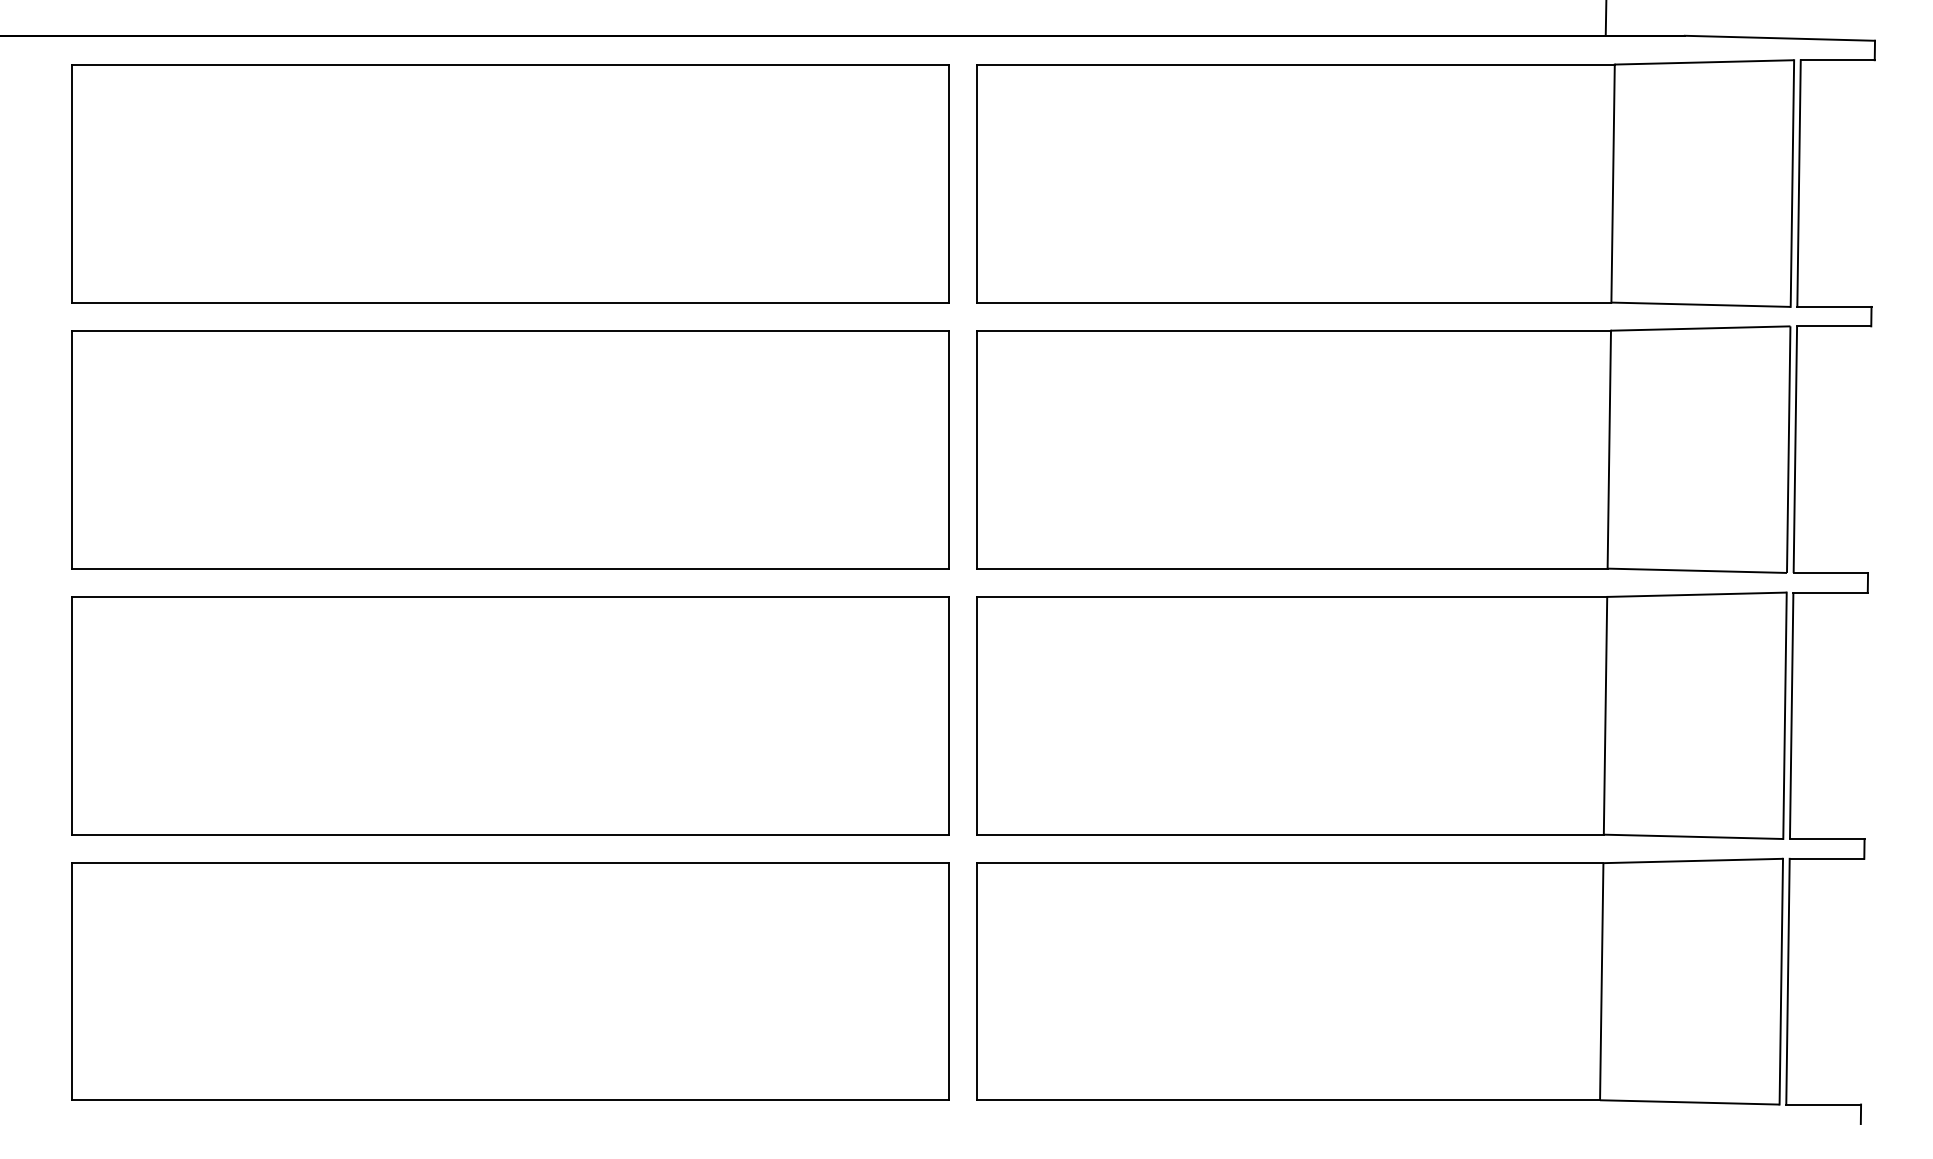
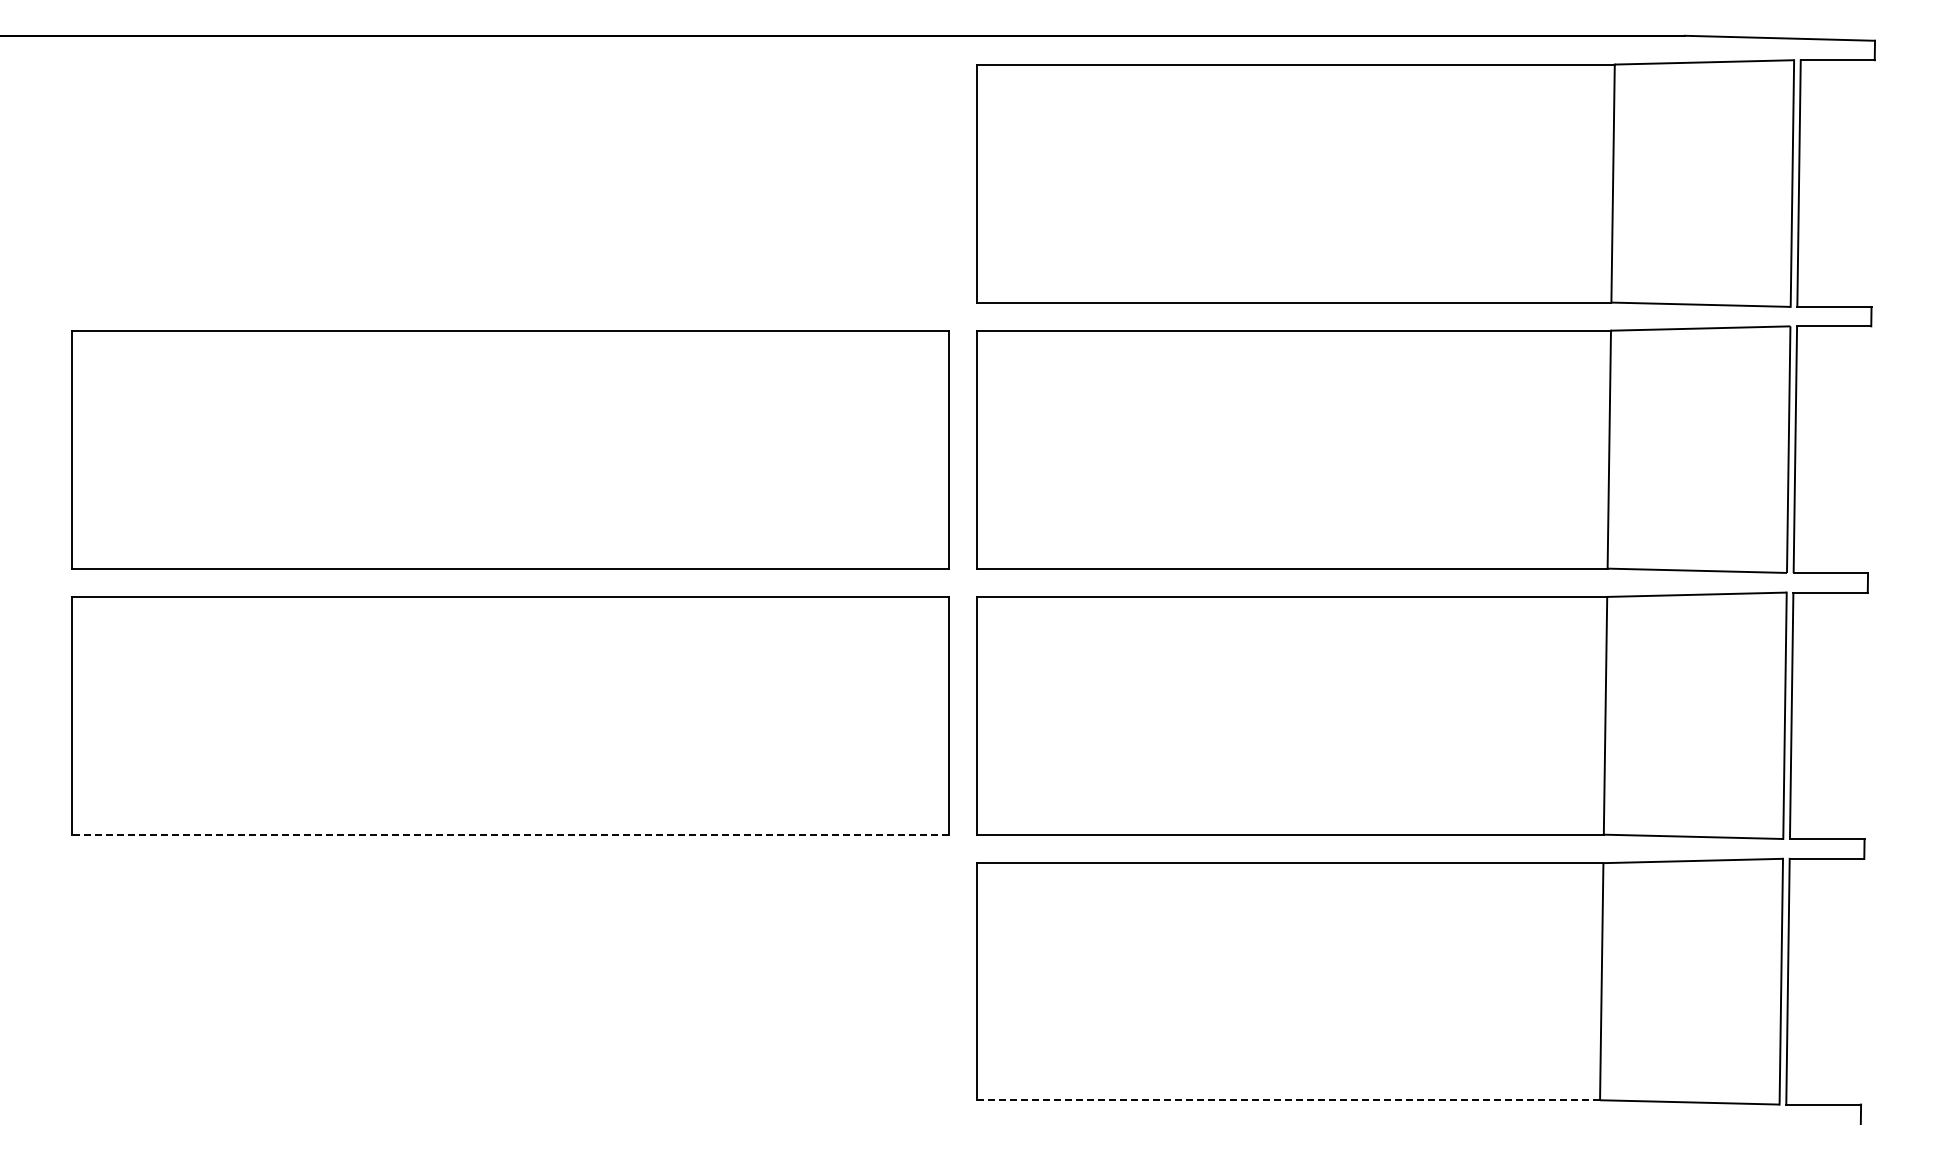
line: present -> none (1605, 18)
part: present -> none (510, 183)
line: solid -> dashed (510, 834)
part: present -> none (510, 981)
line: solid -> dashed (1288, 1100)
